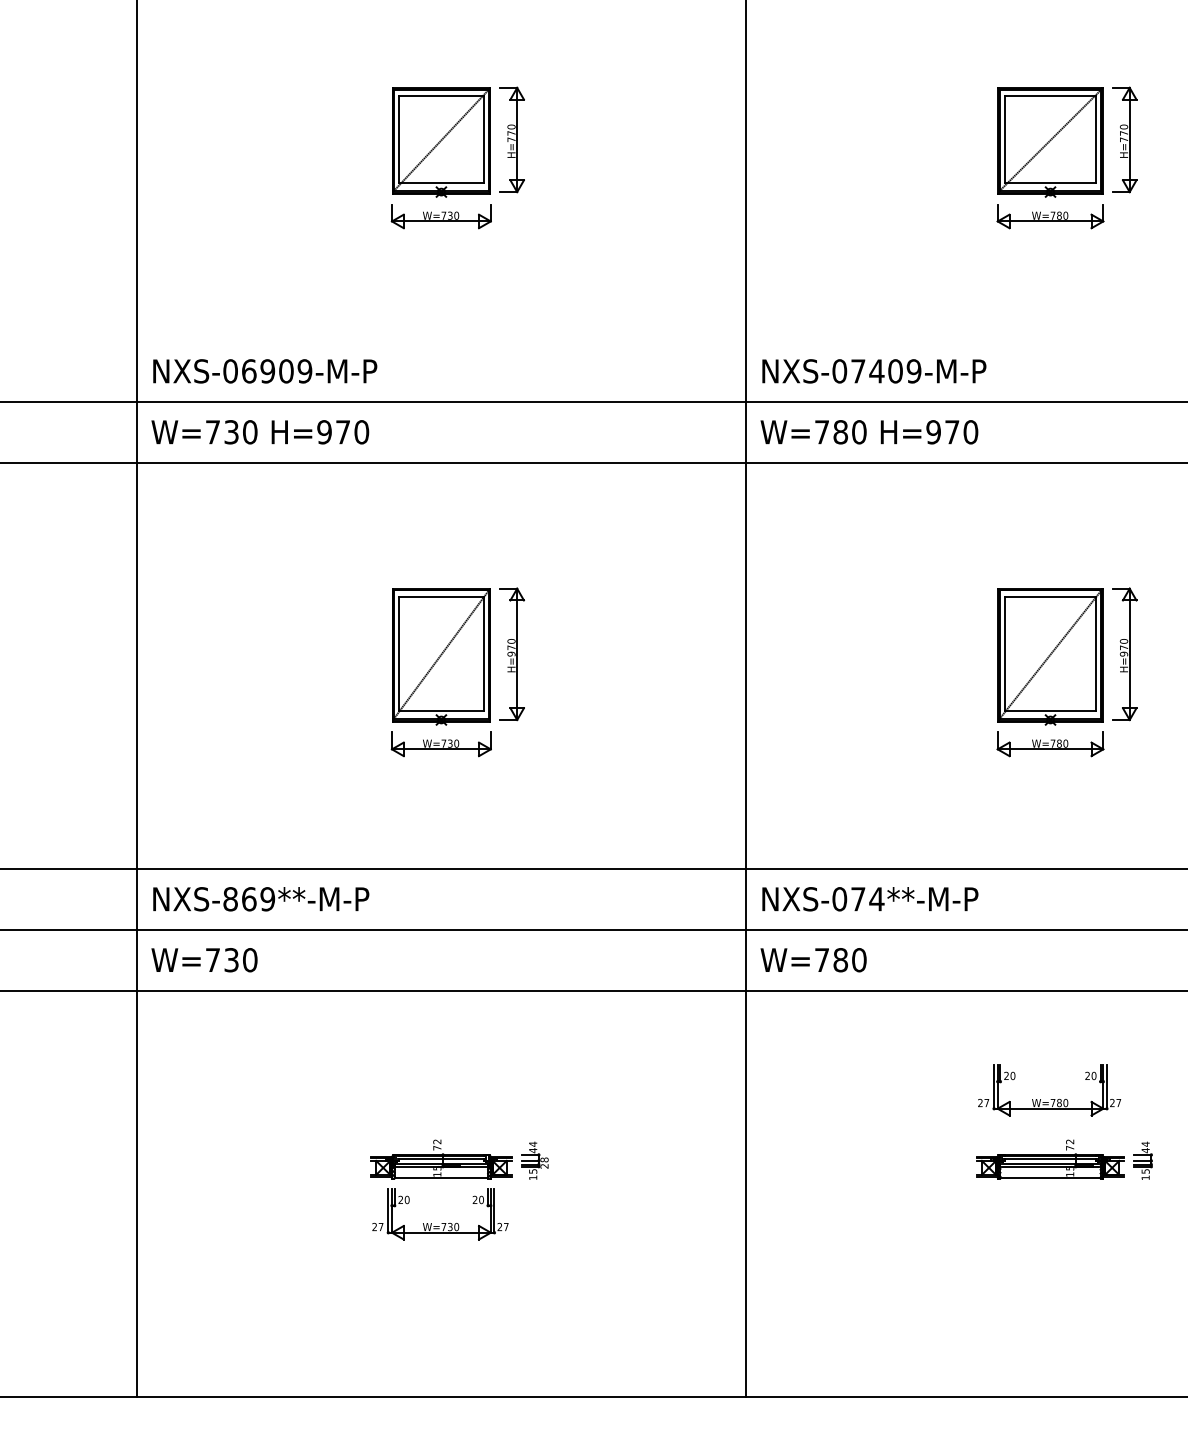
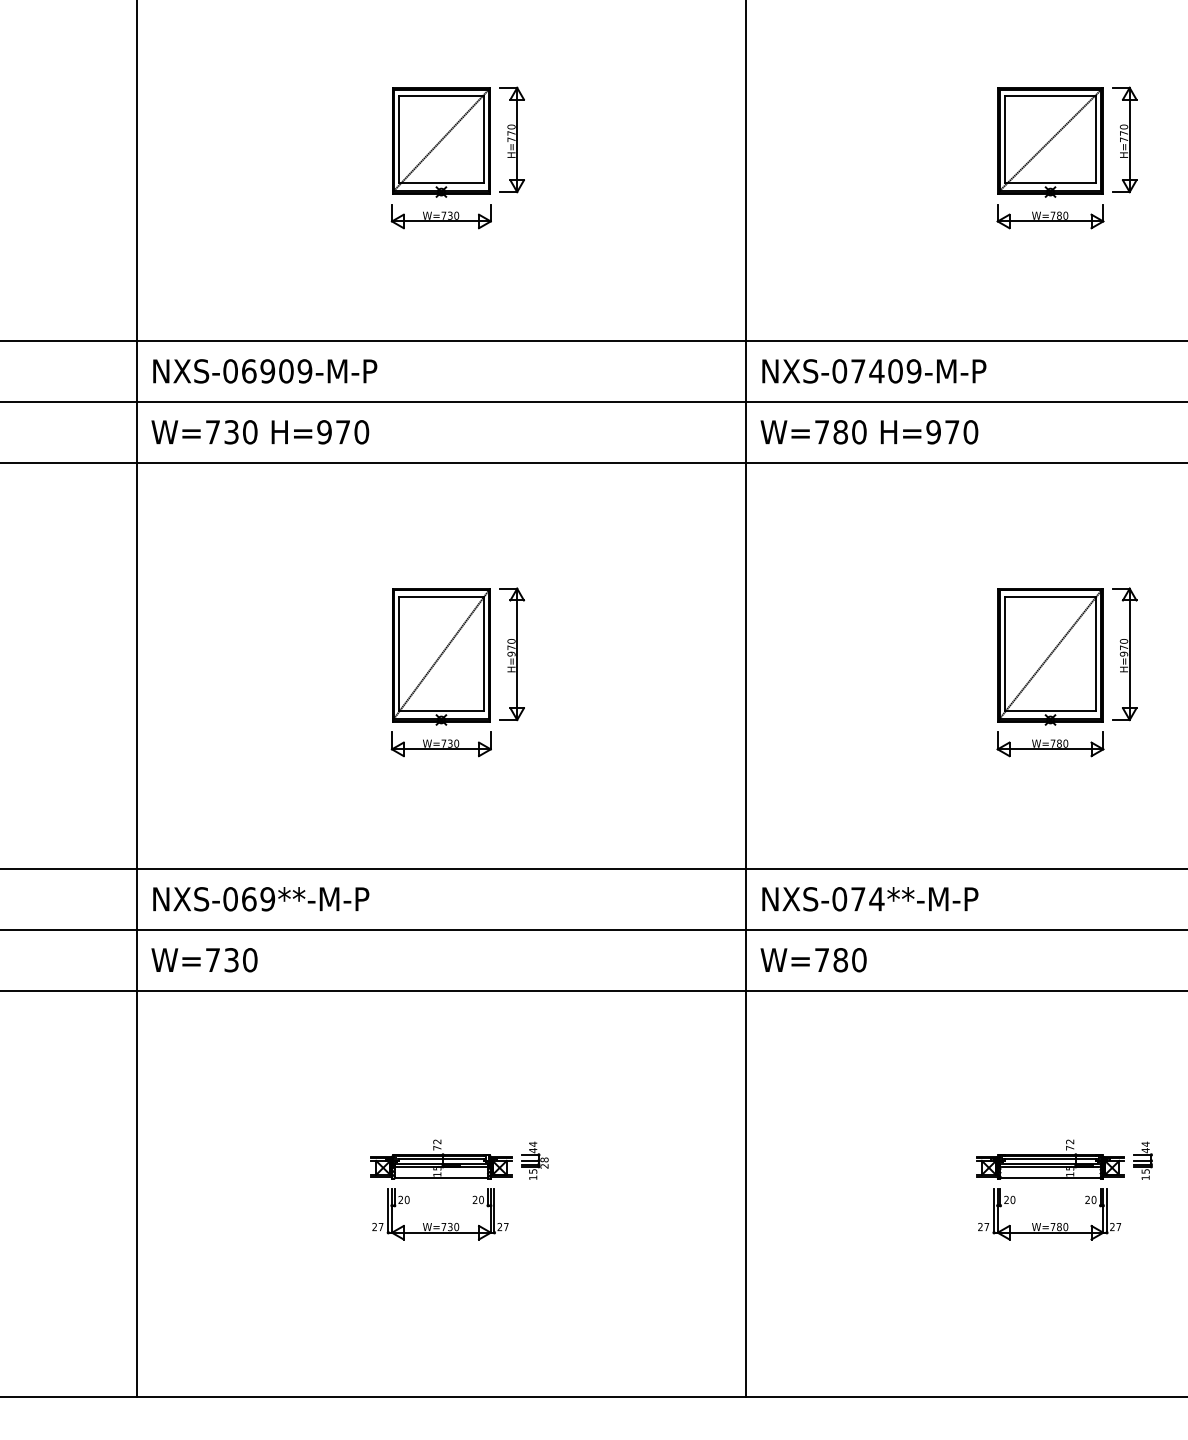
line: none -> present (593, 340)
text: NXS-869**-M-P -> NXS-069**-M-P (230, 899)
part position: (1050, 1099) -> (1050, 1223) (1050, 1223)
